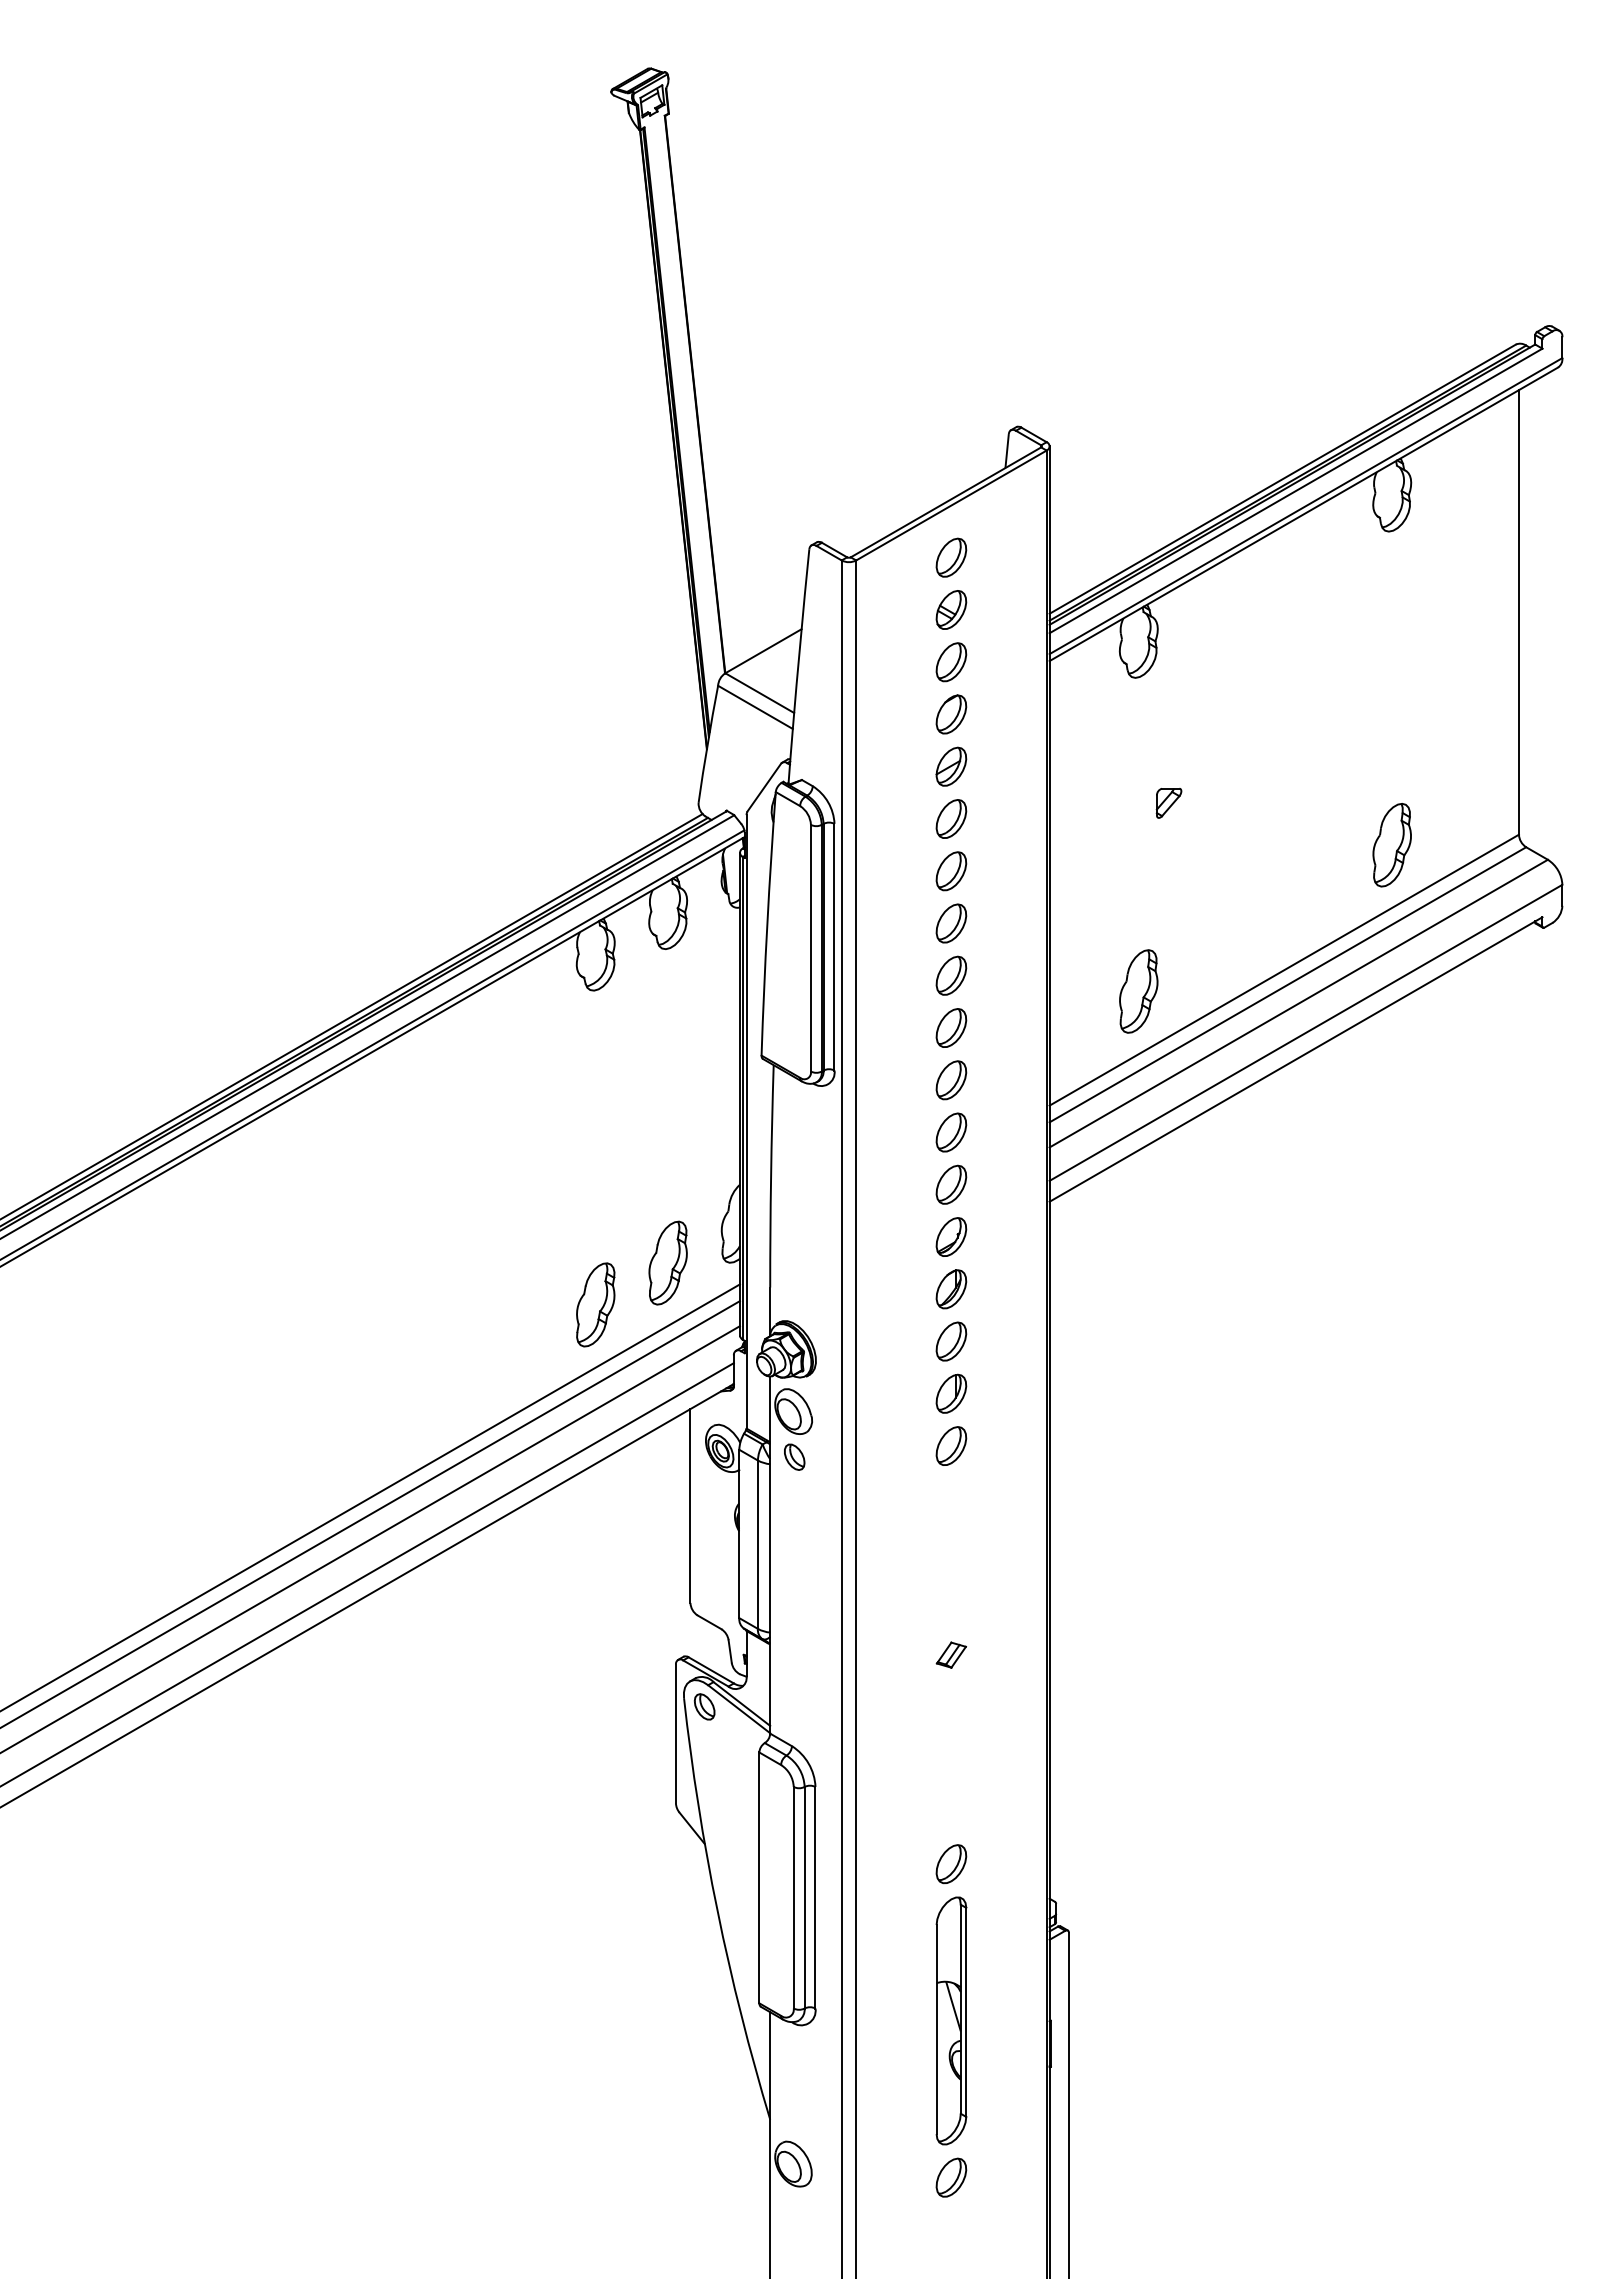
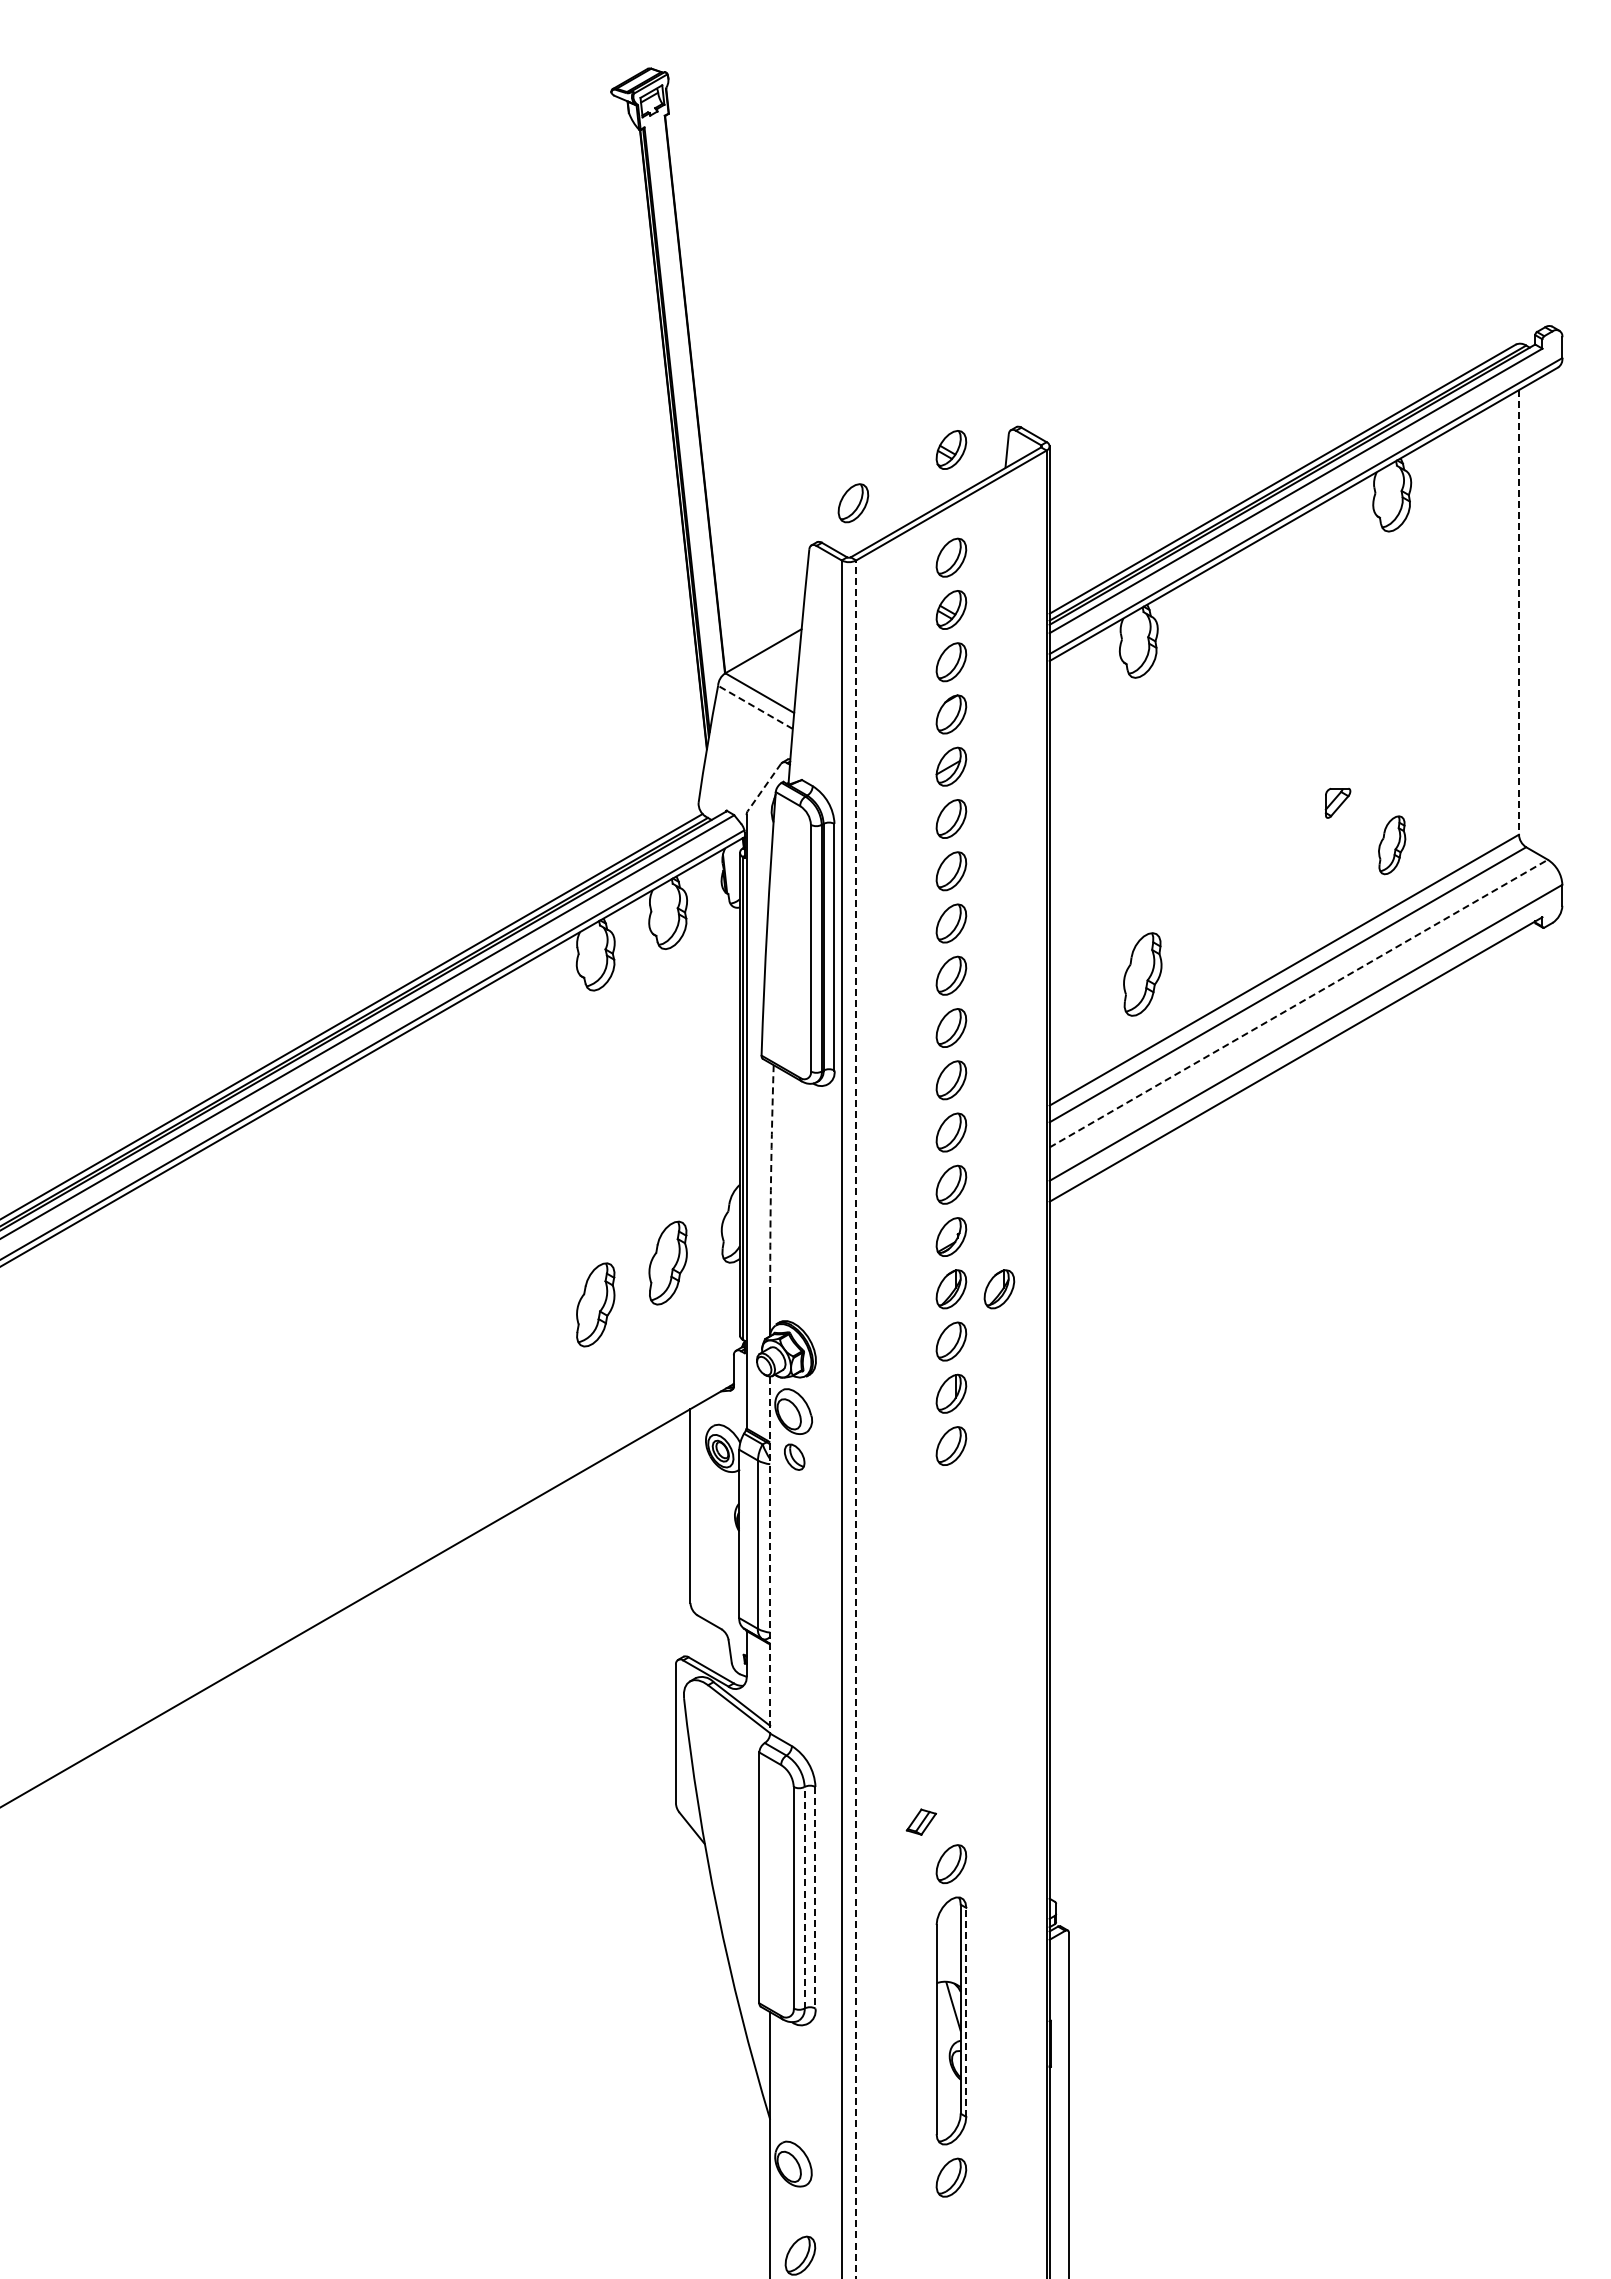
part: none -> present (951, 449)
part: none -> present (853, 503)
line: solid -> dashed (1518, 612)
line: solid -> dashed (755, 707)
line: solid -> dashed (764, 788)
part position: (1168, 803) -> (1337, 803) (1337, 803)
part size: 40x85 px -> 29x61 px (1392, 845)
part position: (1138, 991) -> (1142, 974) (1142, 974)
line: solid -> dashed (1298, 1003)
arc: solid -> dashed (771, 1176)
part: none -> present (999, 1289)
line: solid -> dashed (856, 1419)
line: present -> none (370, 1497)
line: present -> none (370, 1514)
line: present -> none (370, 1539)
line: solid -> dashed (770, 1555)
line: present -> none (367, 1574)
part position: (950, 1654) -> (920, 1821) (920, 1821)
part: present -> none (704, 1706)
line: solid -> dashed (804, 1897)
line: solid -> dashed (815, 1897)
line: solid -> dashed (966, 2012)
part: none -> present (800, 2255)
